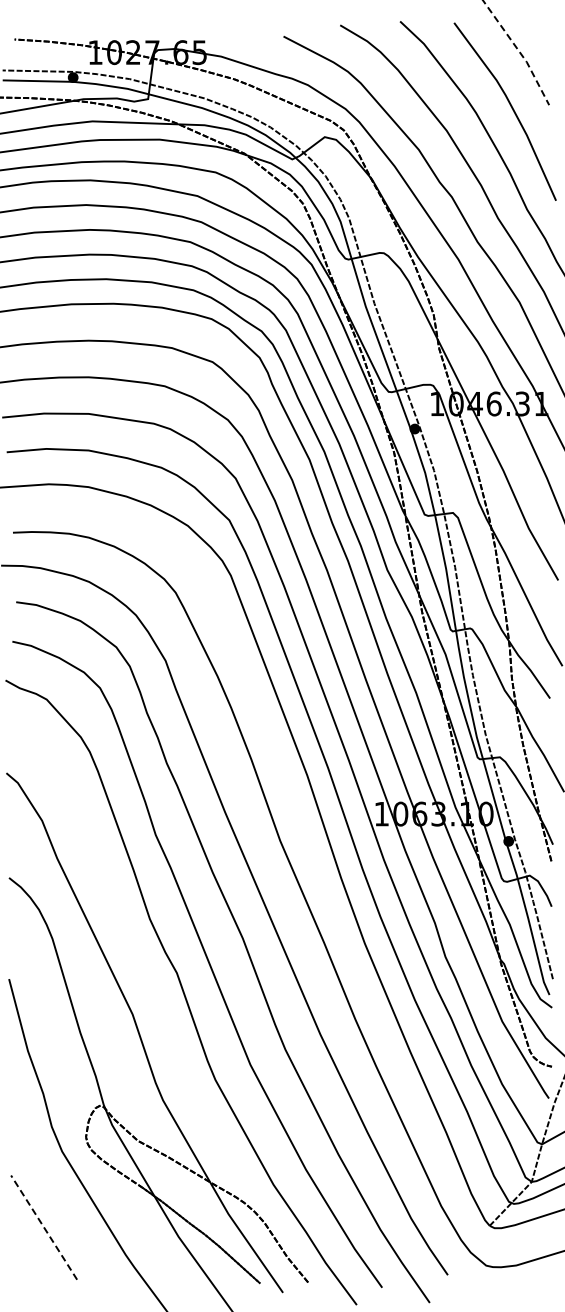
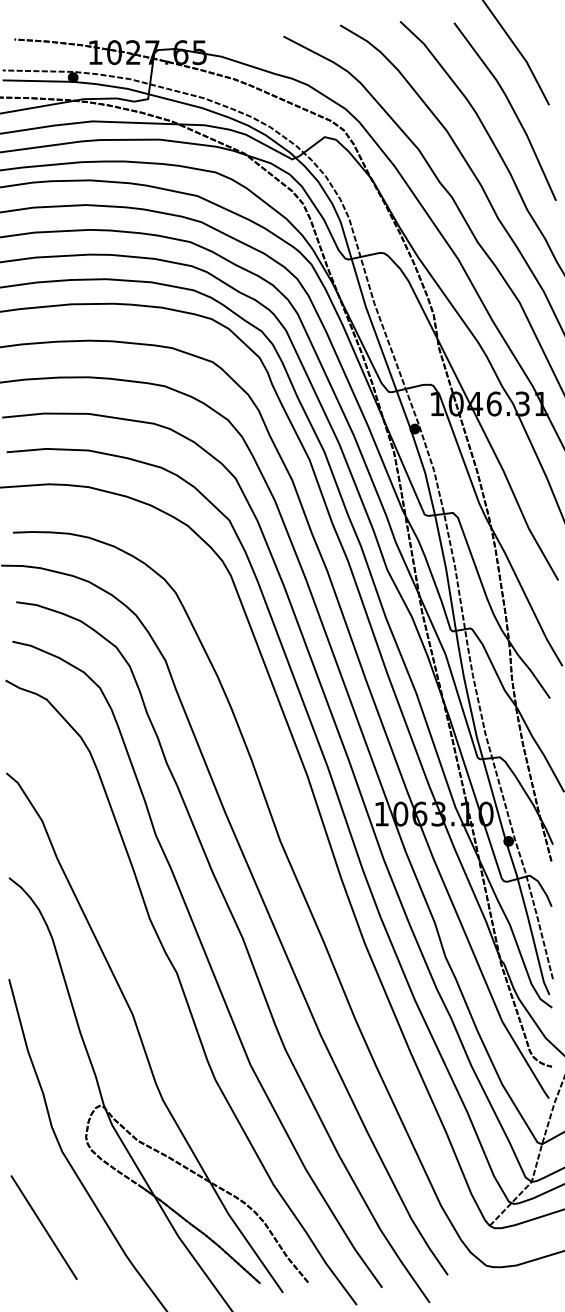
line: dashed -> solid (519, 51)
line: dashed -> solid (44, 1227)
